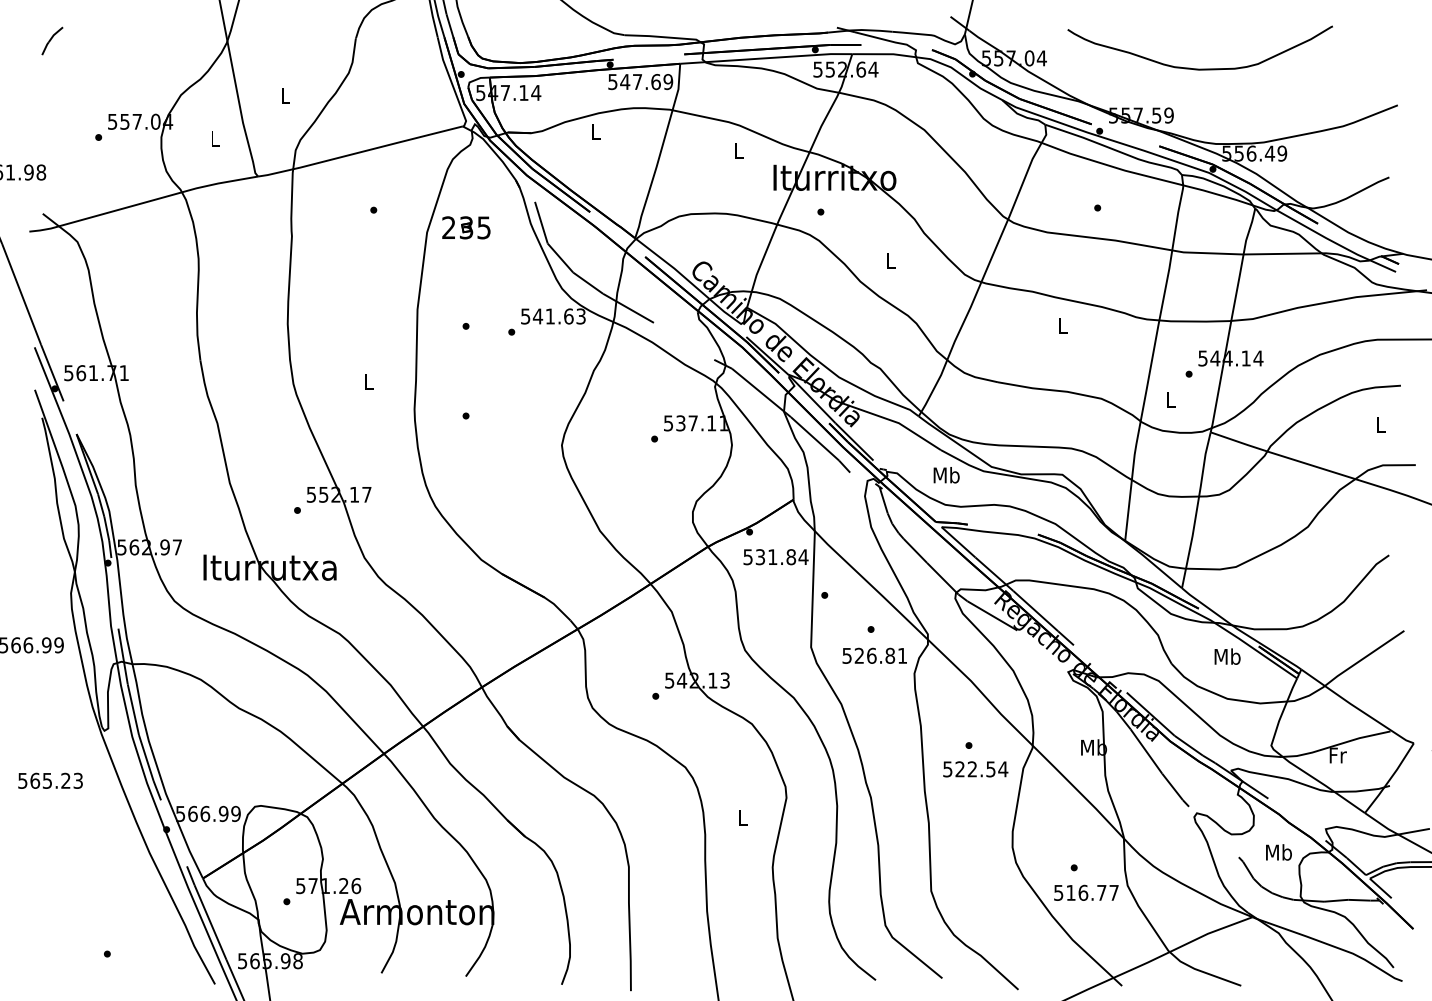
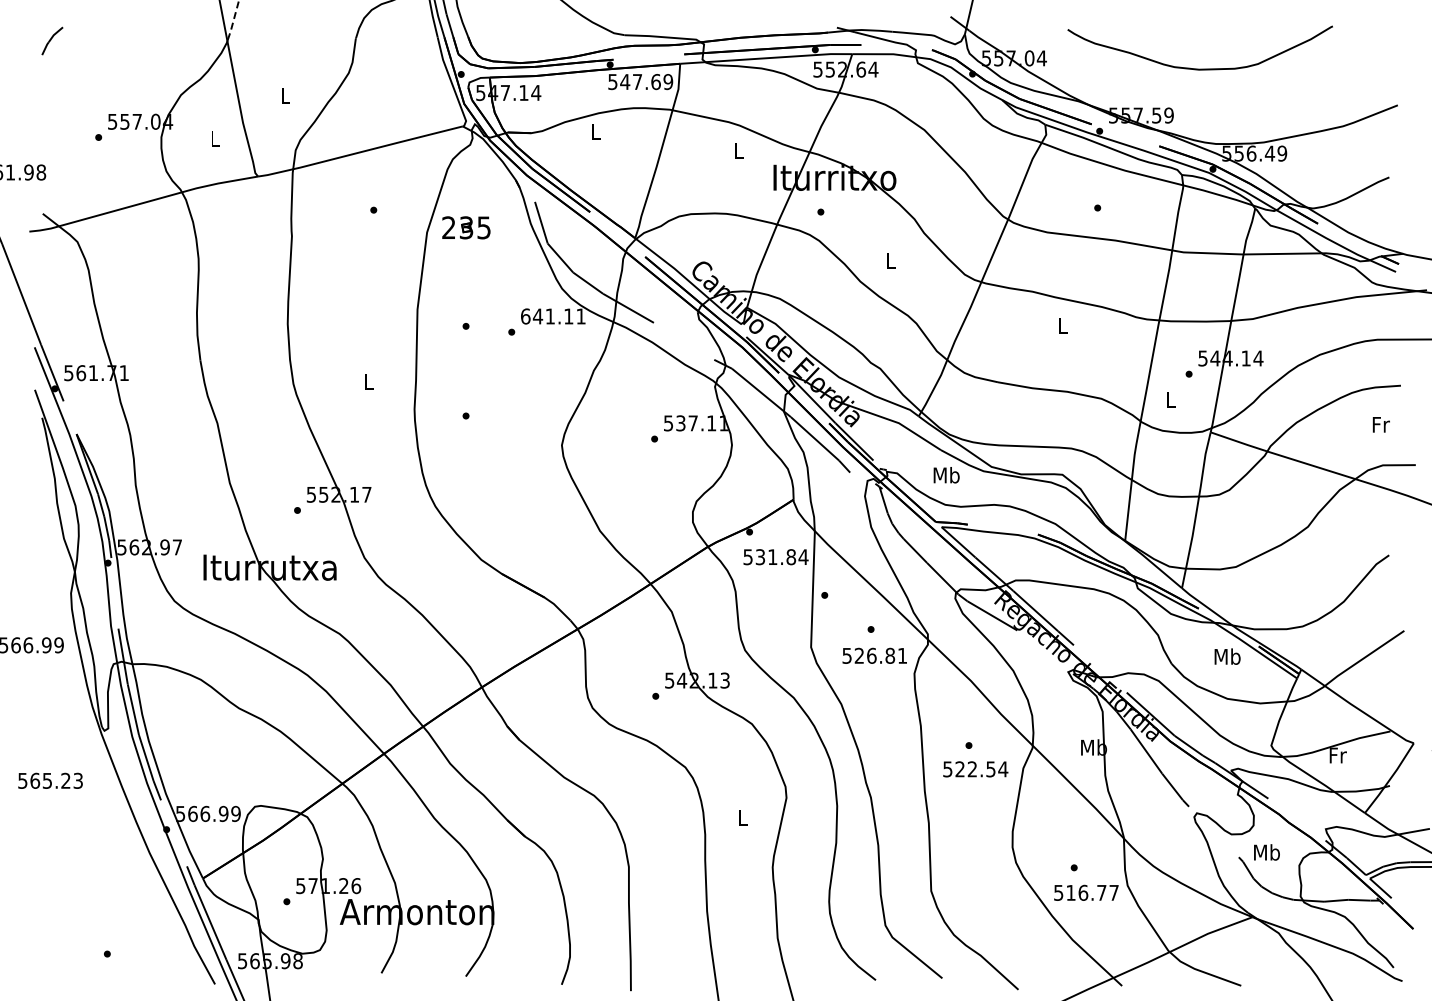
line: solid -> dashed (233, 20)
text: 541.63 -> 641.11 (553, 316)
text: L -> Fr (1380, 424)
text position: (1278, 852) -> (1266, 852) (1266, 852)
